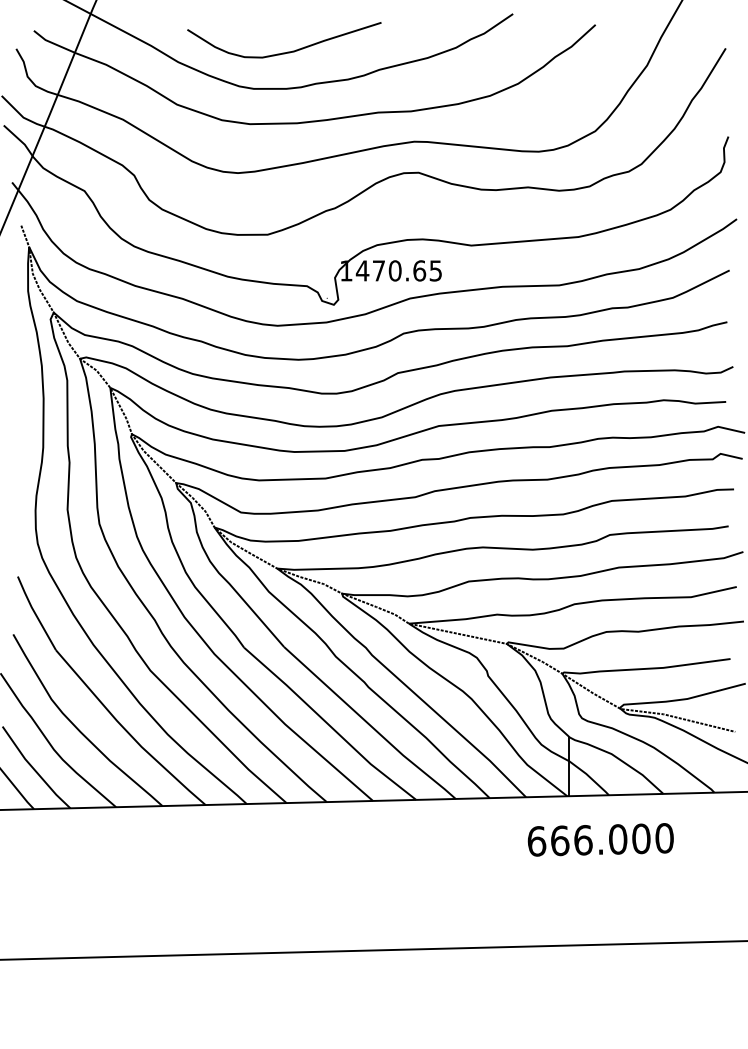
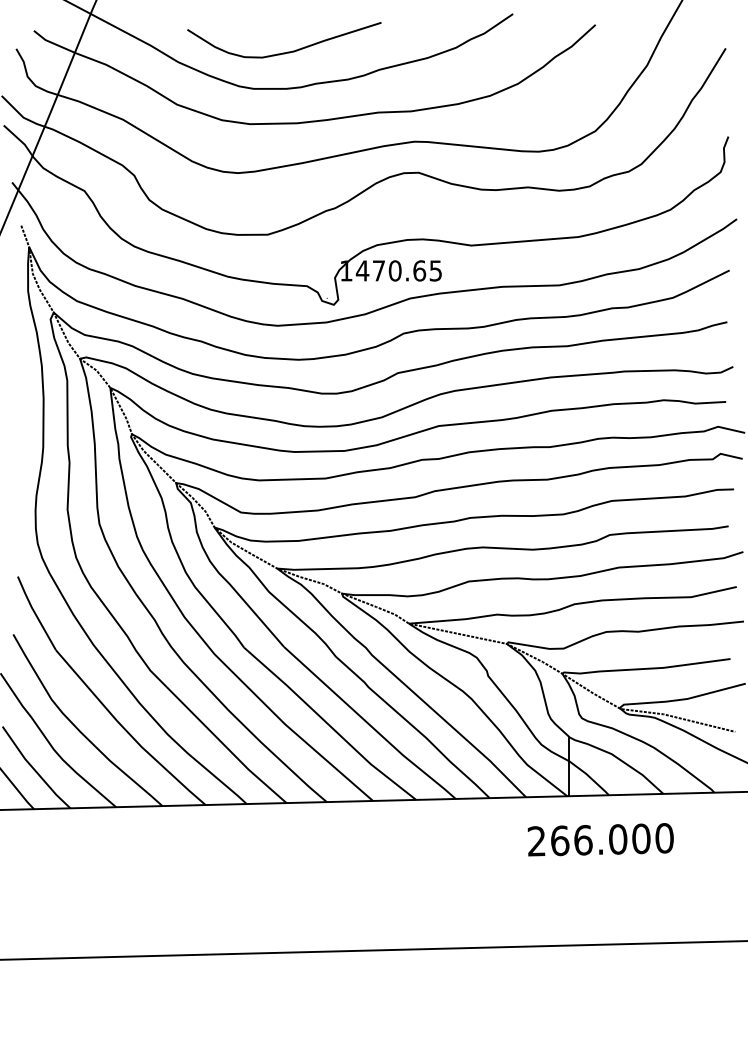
text: 666.000 -> 266.000 (536, 841)
